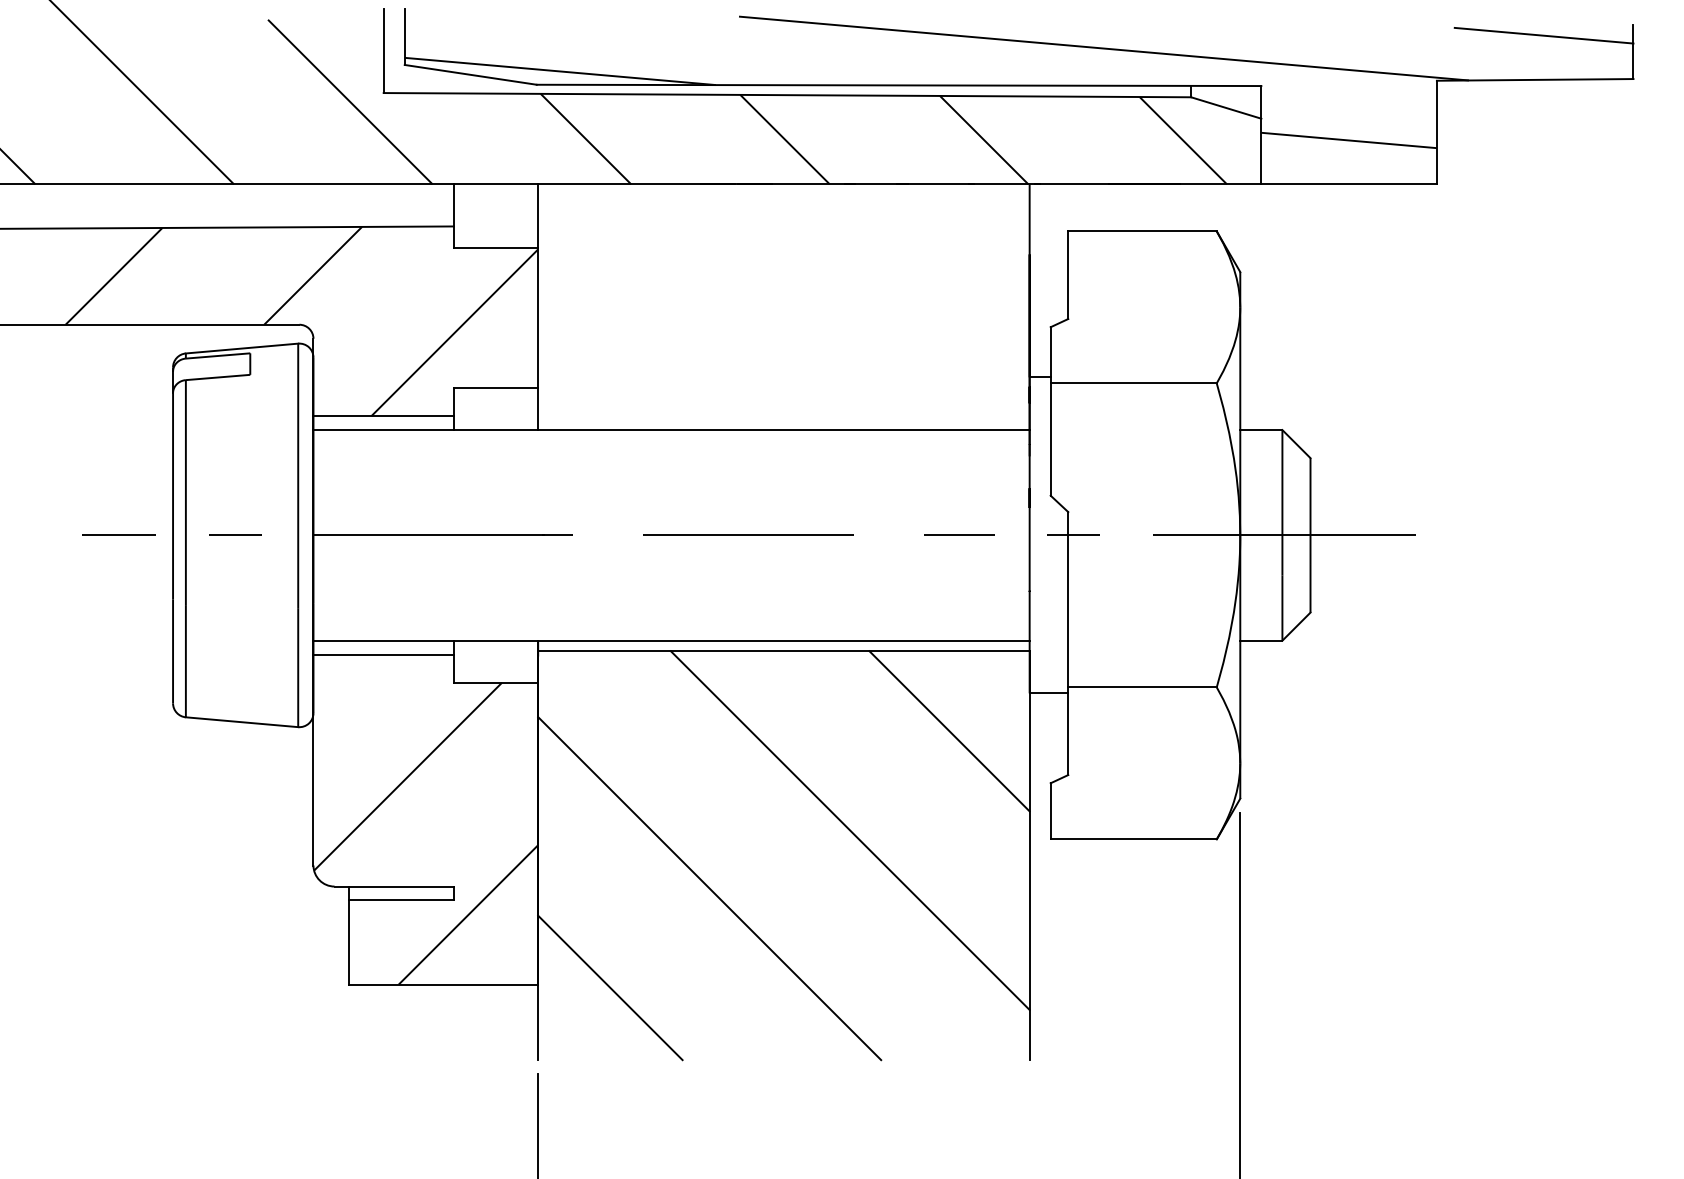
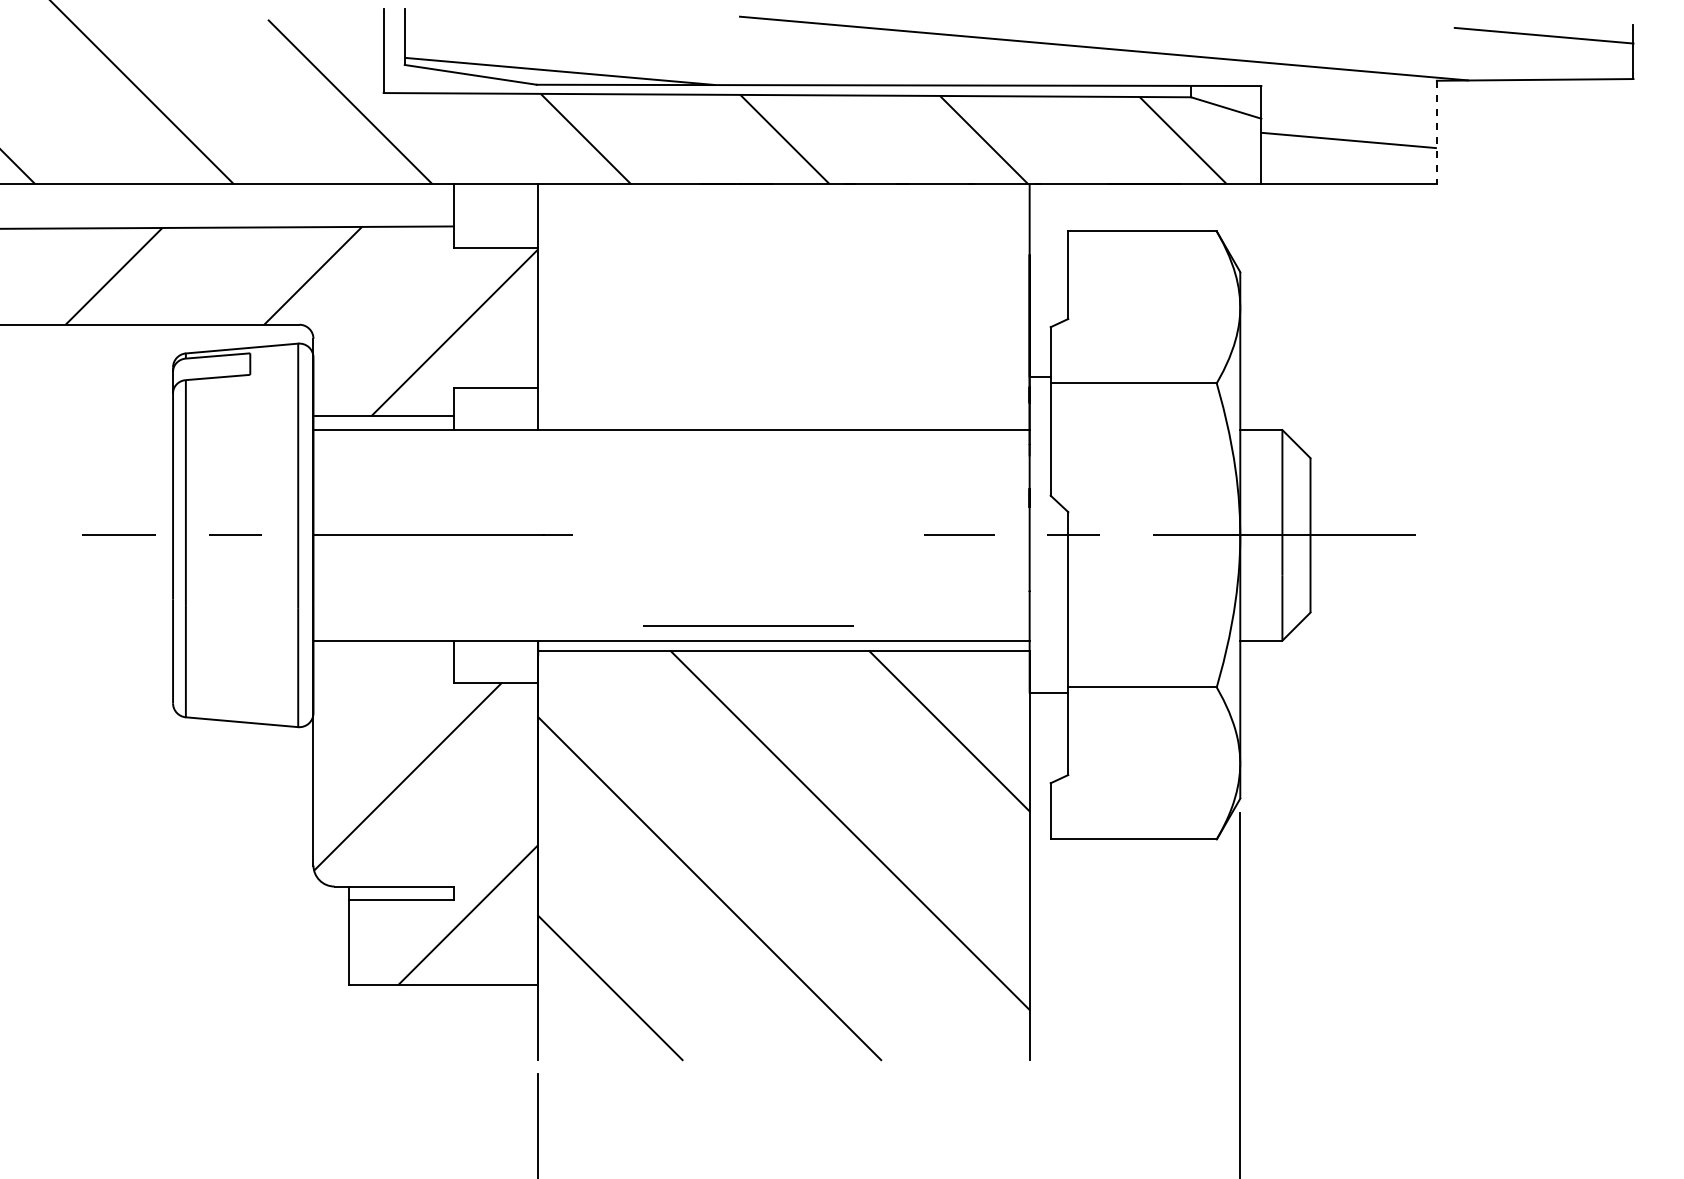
line: solid -> dashed (1436, 132)
line position: (748, 534) -> (748, 625) (748, 625)
line: present -> none (383, 654)
